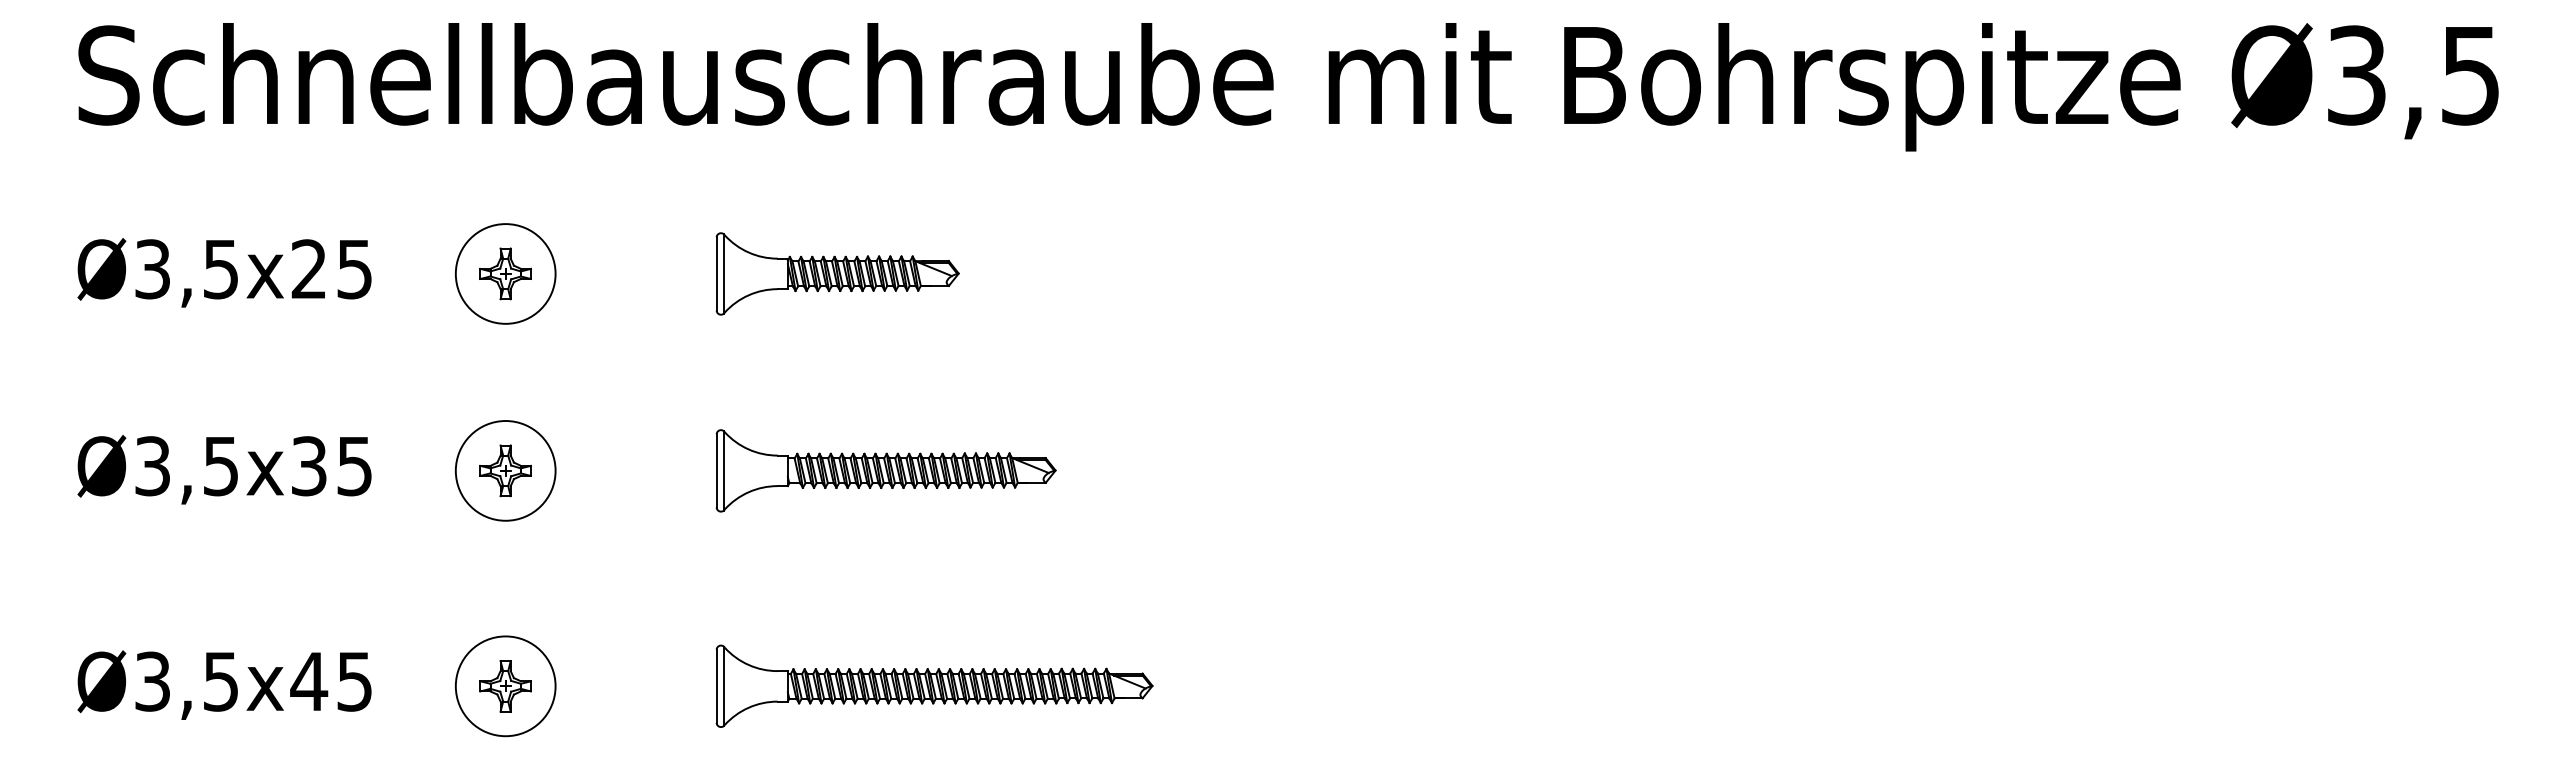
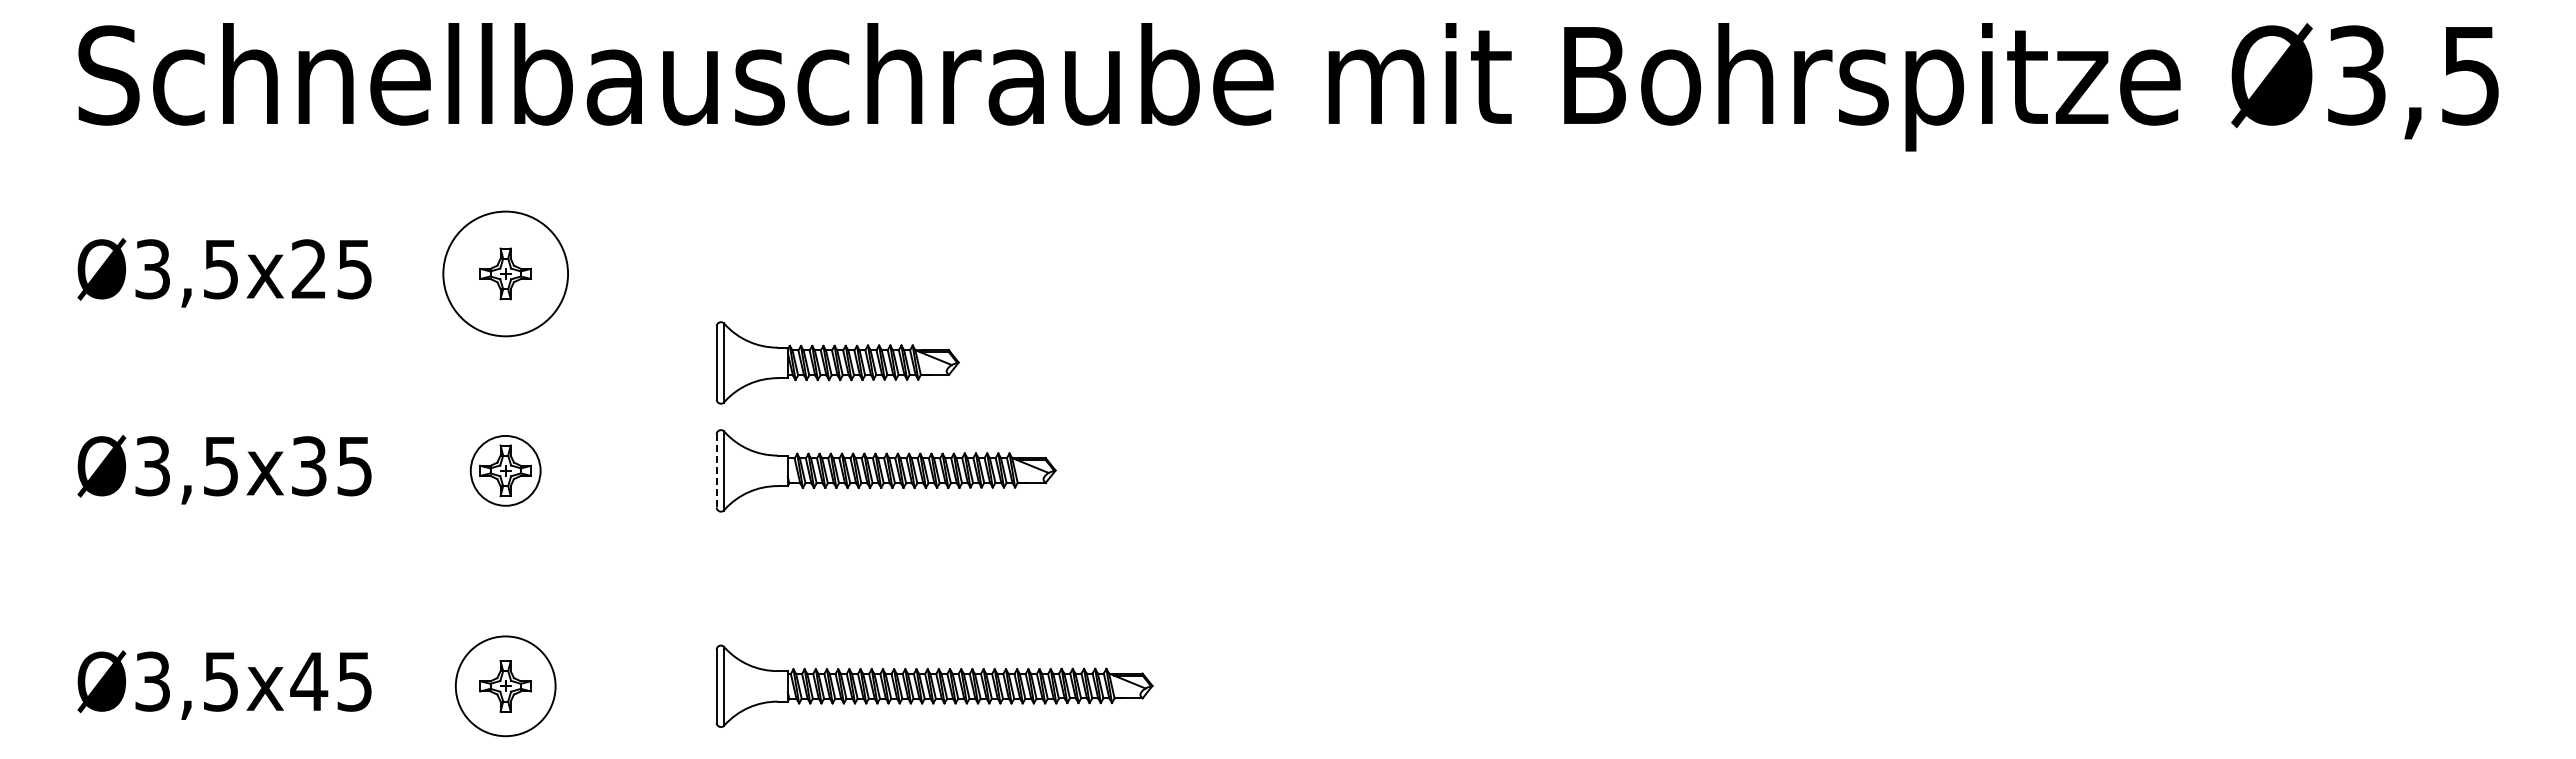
circle diameter: 100 px -> 125 px (505, 273)
part position: (837, 273) -> (837, 362) (837, 362)
circle diameter: 100 px -> 70 px (505, 470)
line: solid -> dashed (716, 470)
